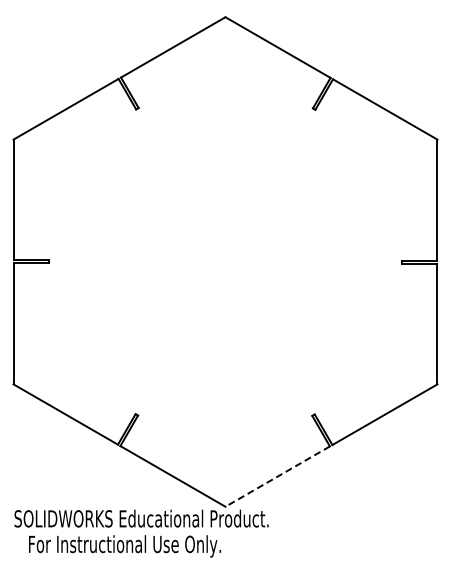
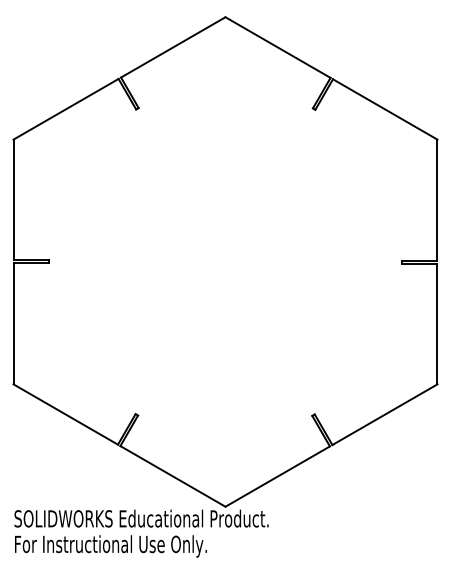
line: dashed -> solid (277, 476)
text position: (124, 546) -> (110, 546) (110, 546)
